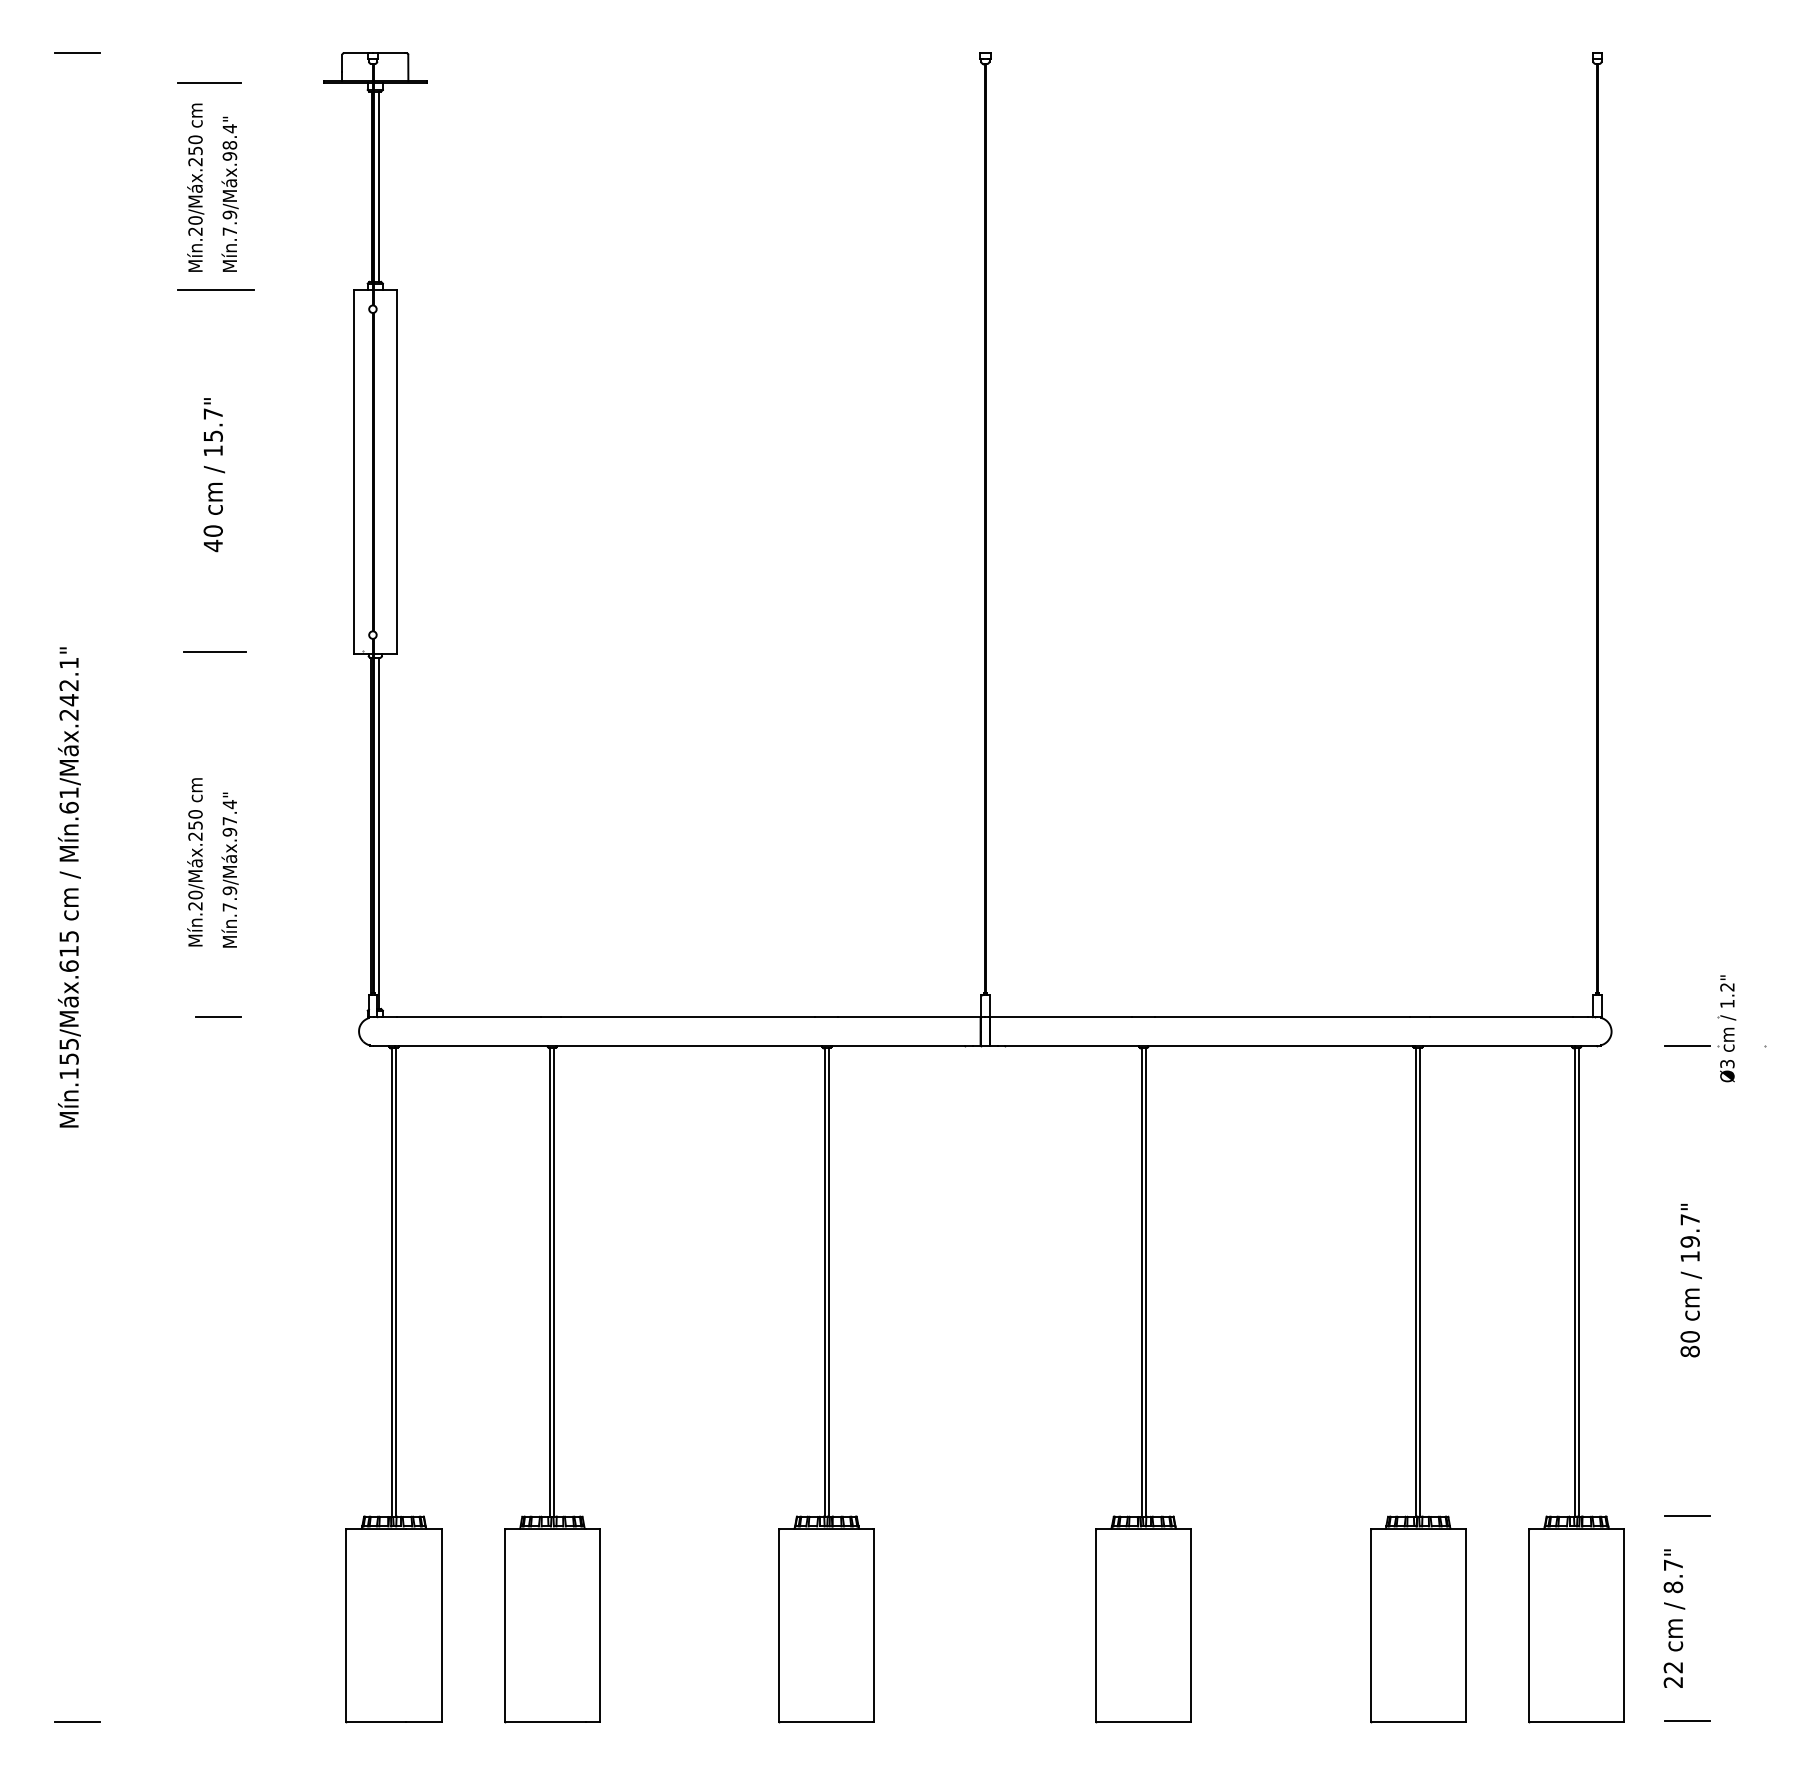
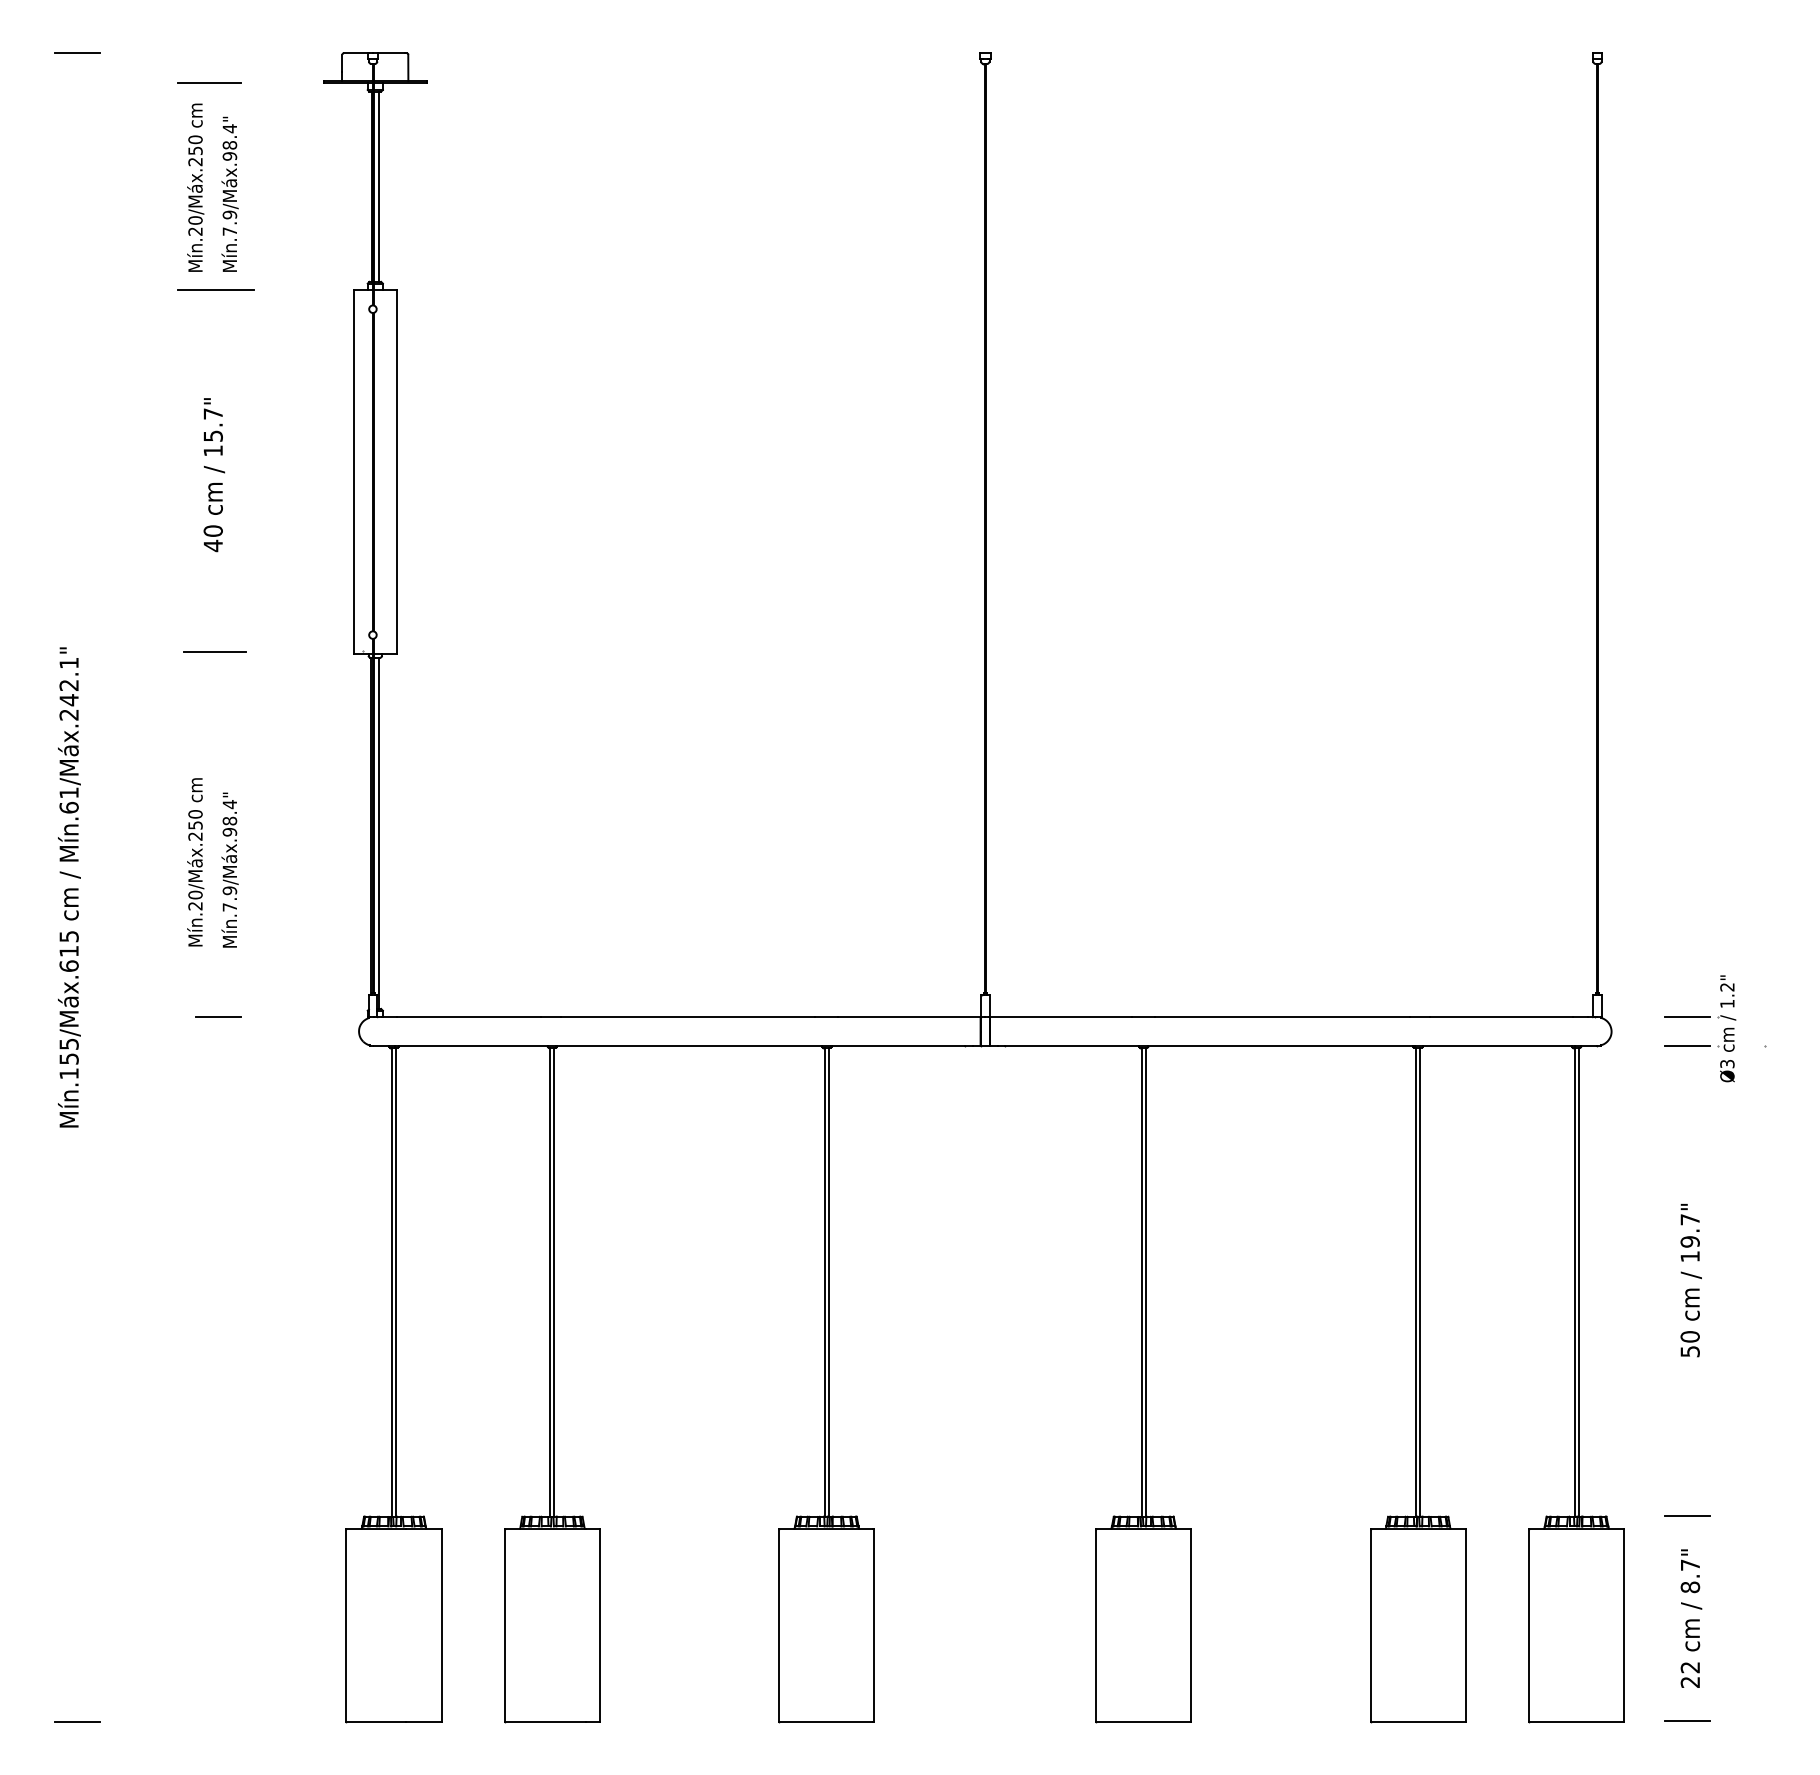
text: Mín.7.9/Máx.97.4" -> Mín.7.9/Máx.98.4" (229, 820)
line: none -> present (1686, 1017)
text: 80 -> 50 (1689, 1351)
text position: (1674, 1618) -> (1691, 1618) (1691, 1618)
